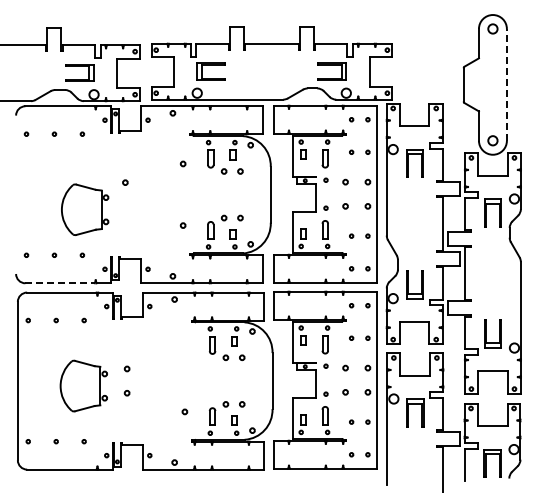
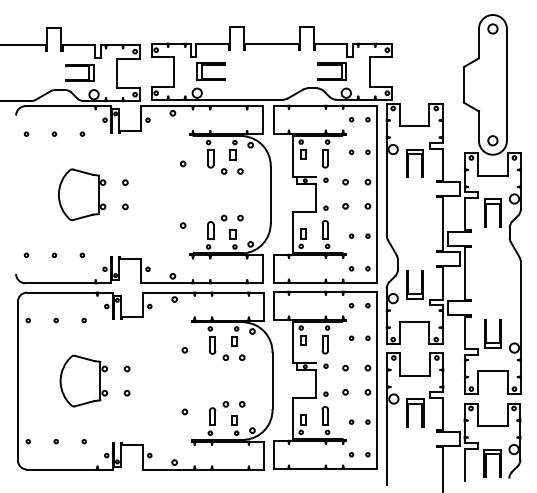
line: dashed -> solid (506, 84)
circle: none -> present (125, 206)
part position: (85, 209) -> (82, 194) (82, 194)
line: dashed -> solid (60, 283)
circle: none -> present (184, 350)
part position: (83, 385) -> (83, 380) (83, 380)
